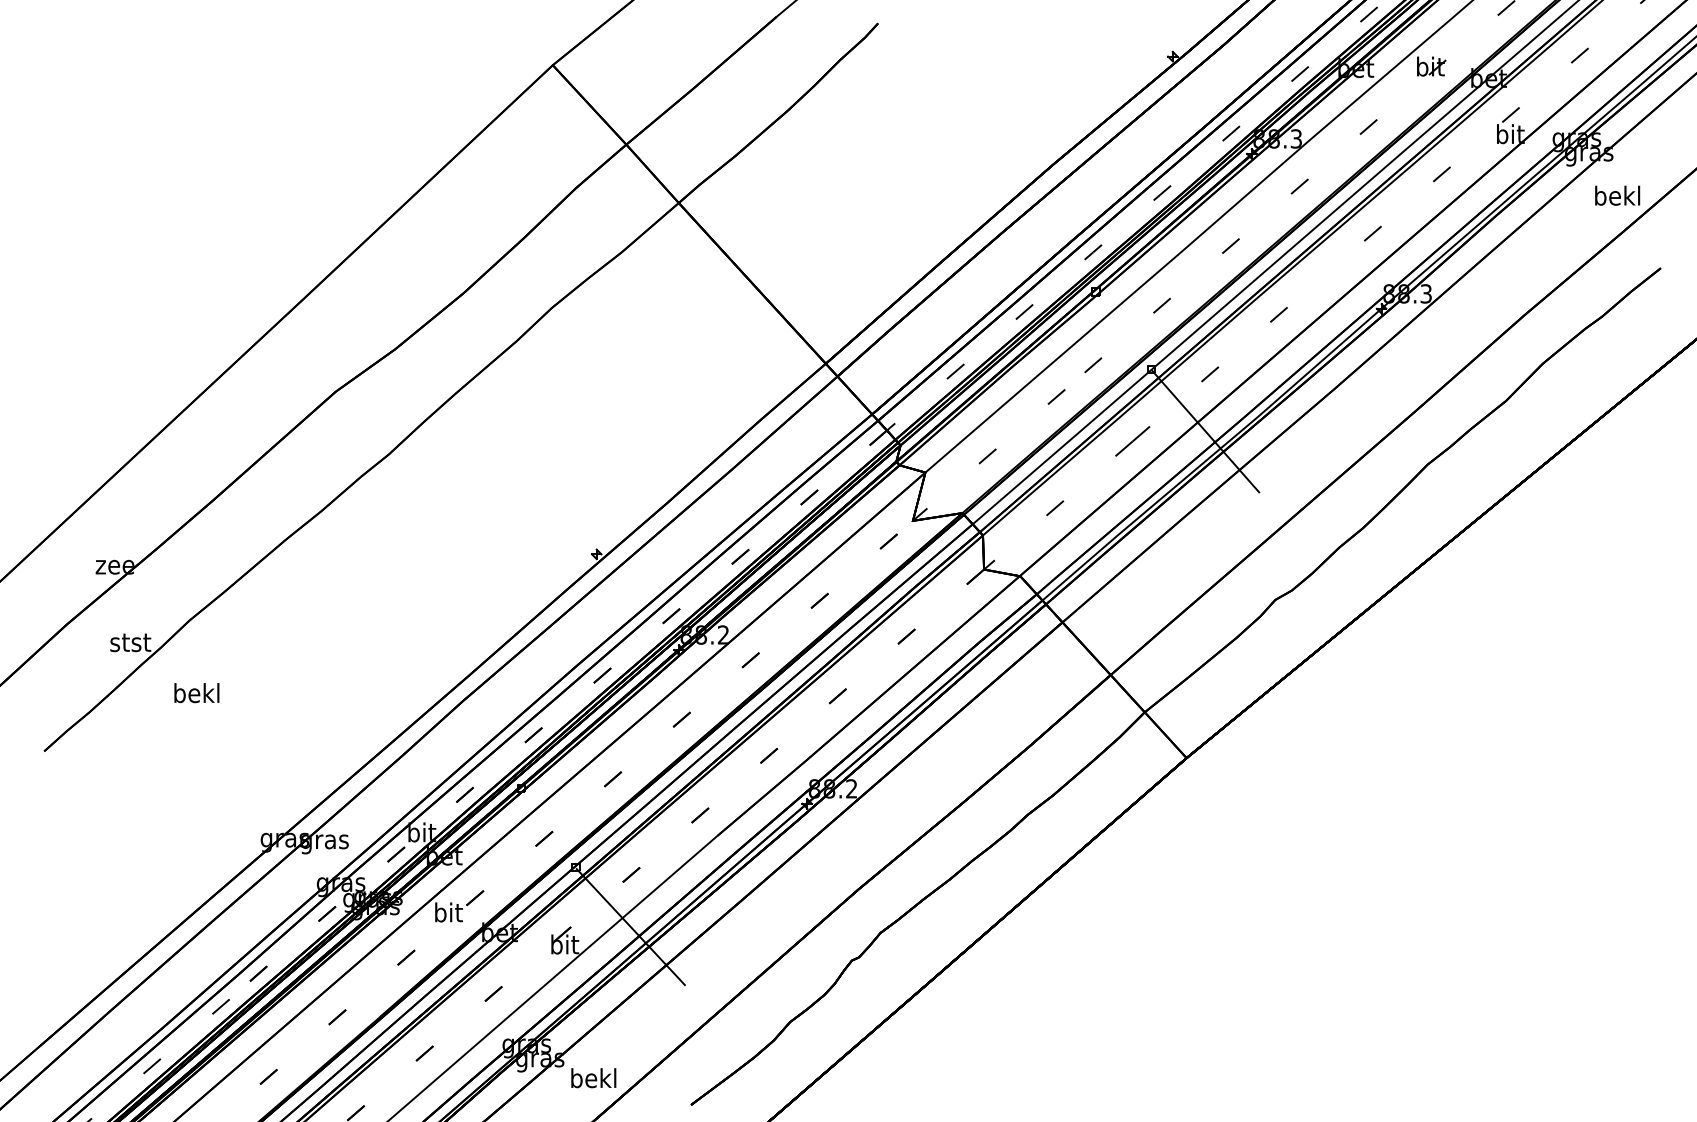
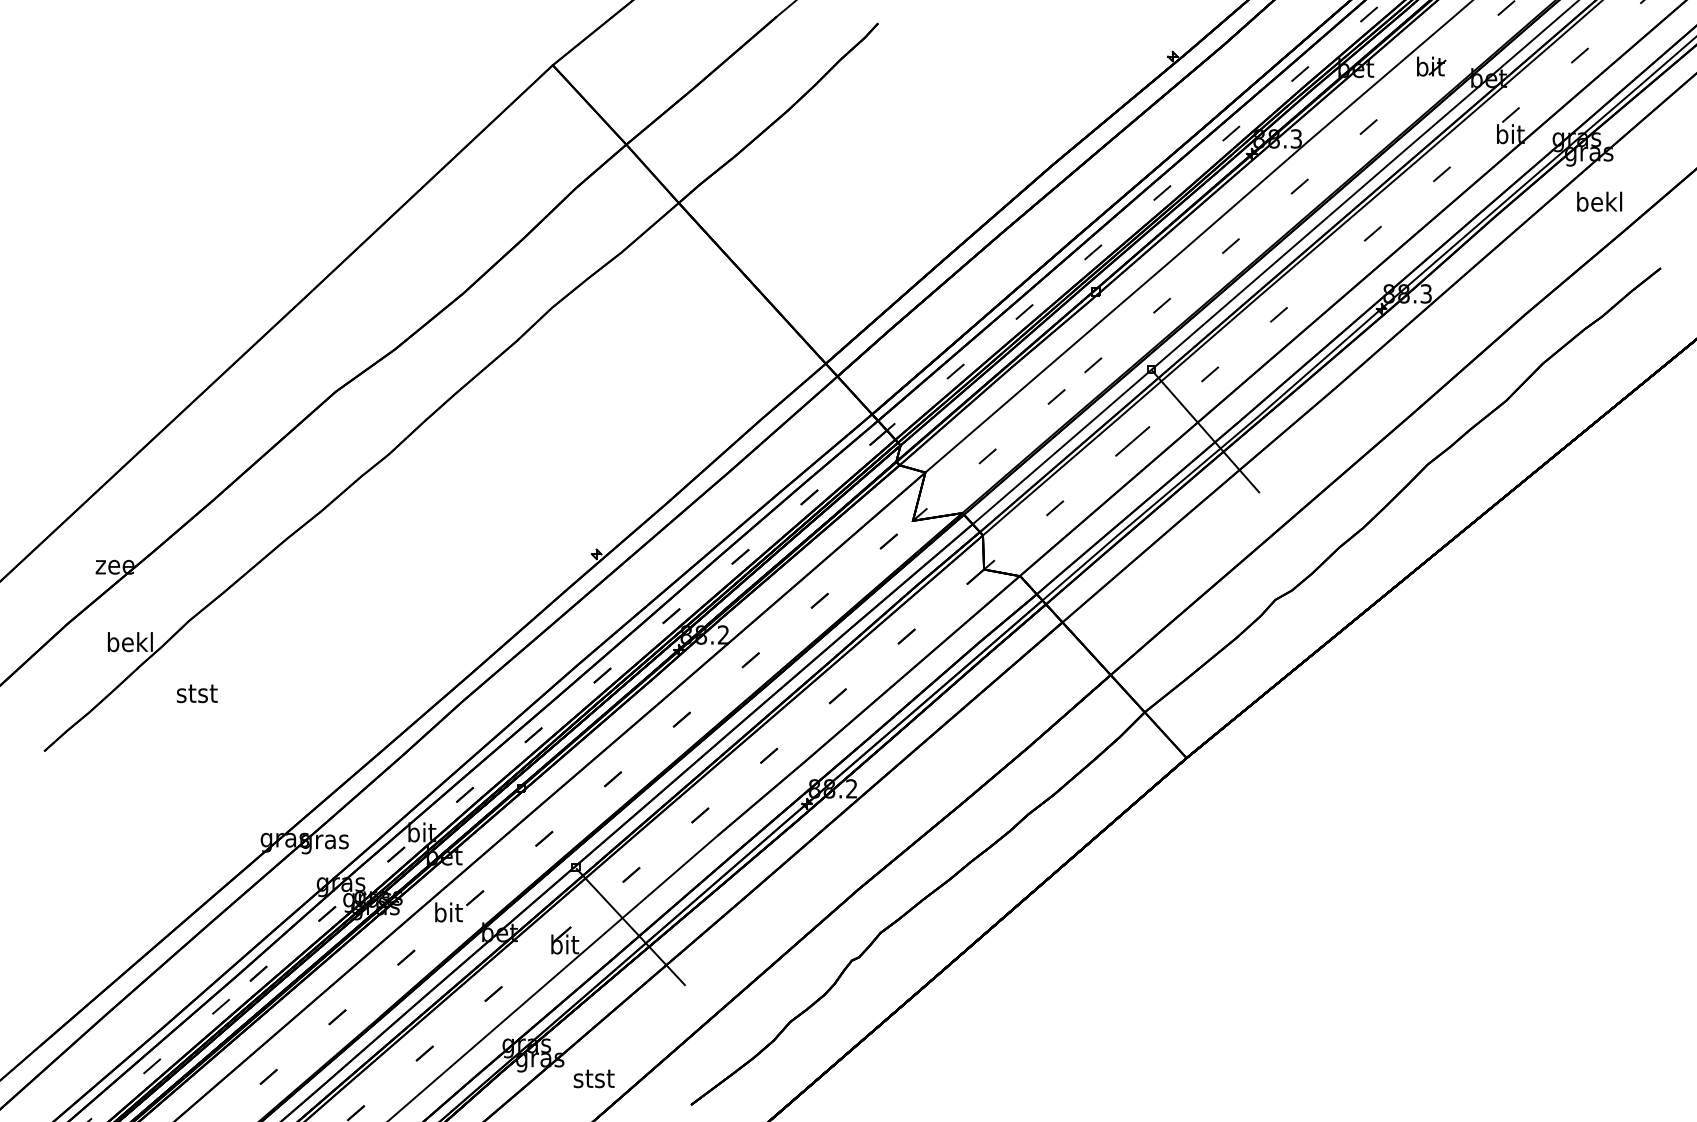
text position: (1617, 195) -> (1599, 201) (1599, 201)
text: stst -> bekl (129, 642)
text: bekl -> stst (196, 693)
text: bekl -> stst (593, 1078)
